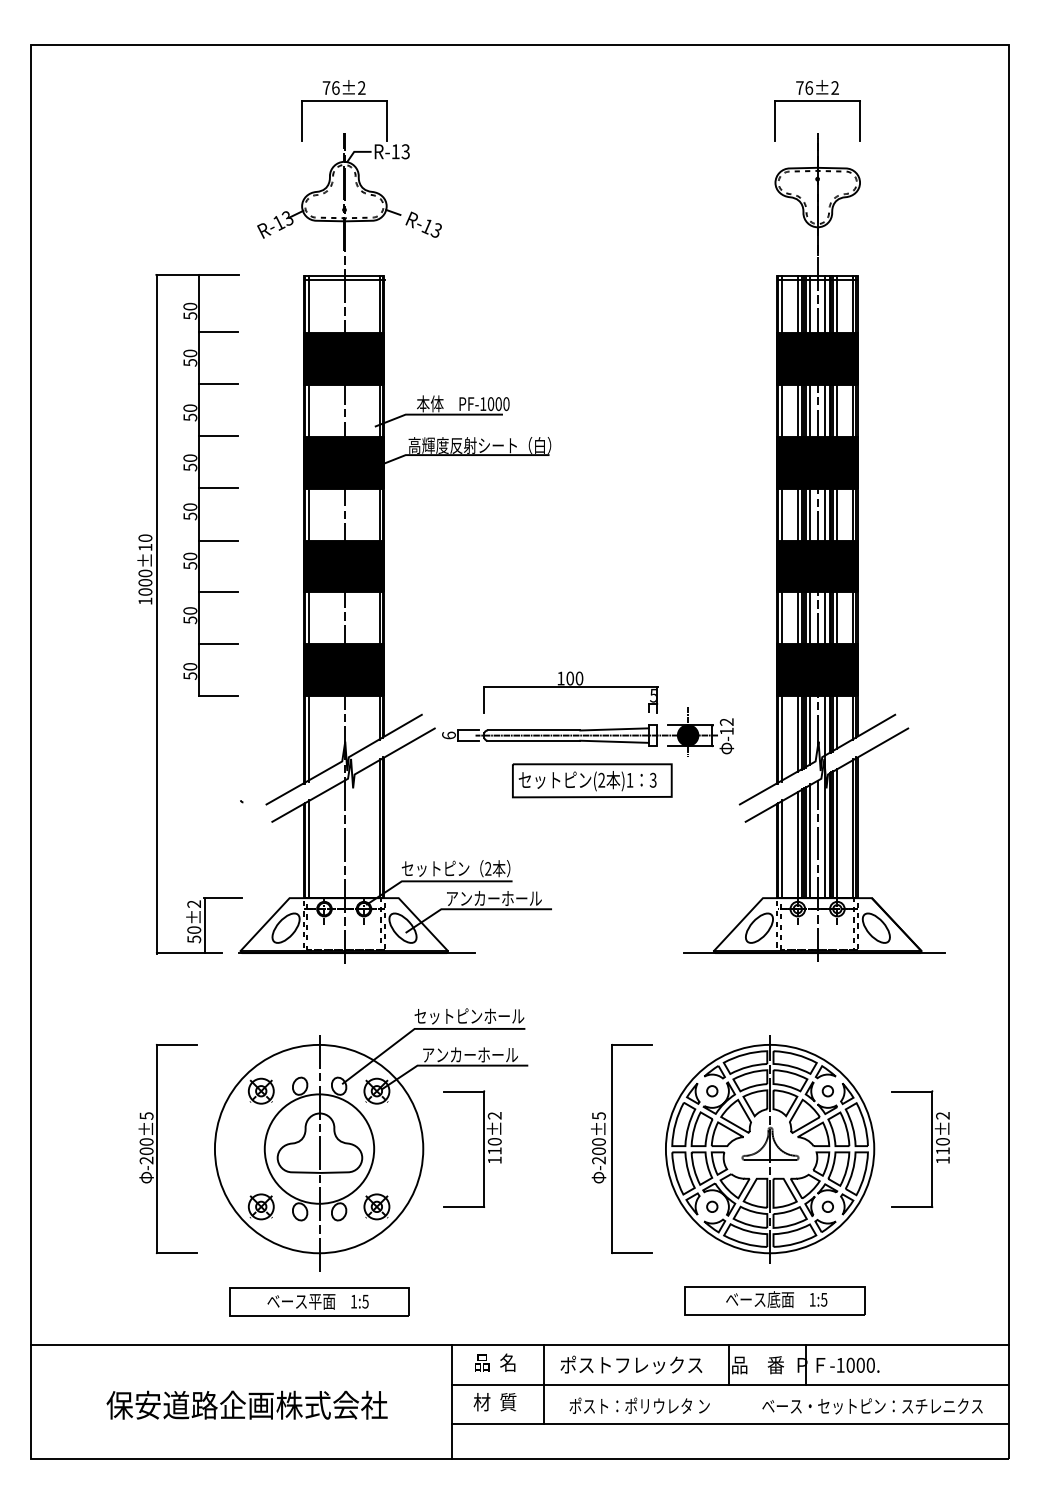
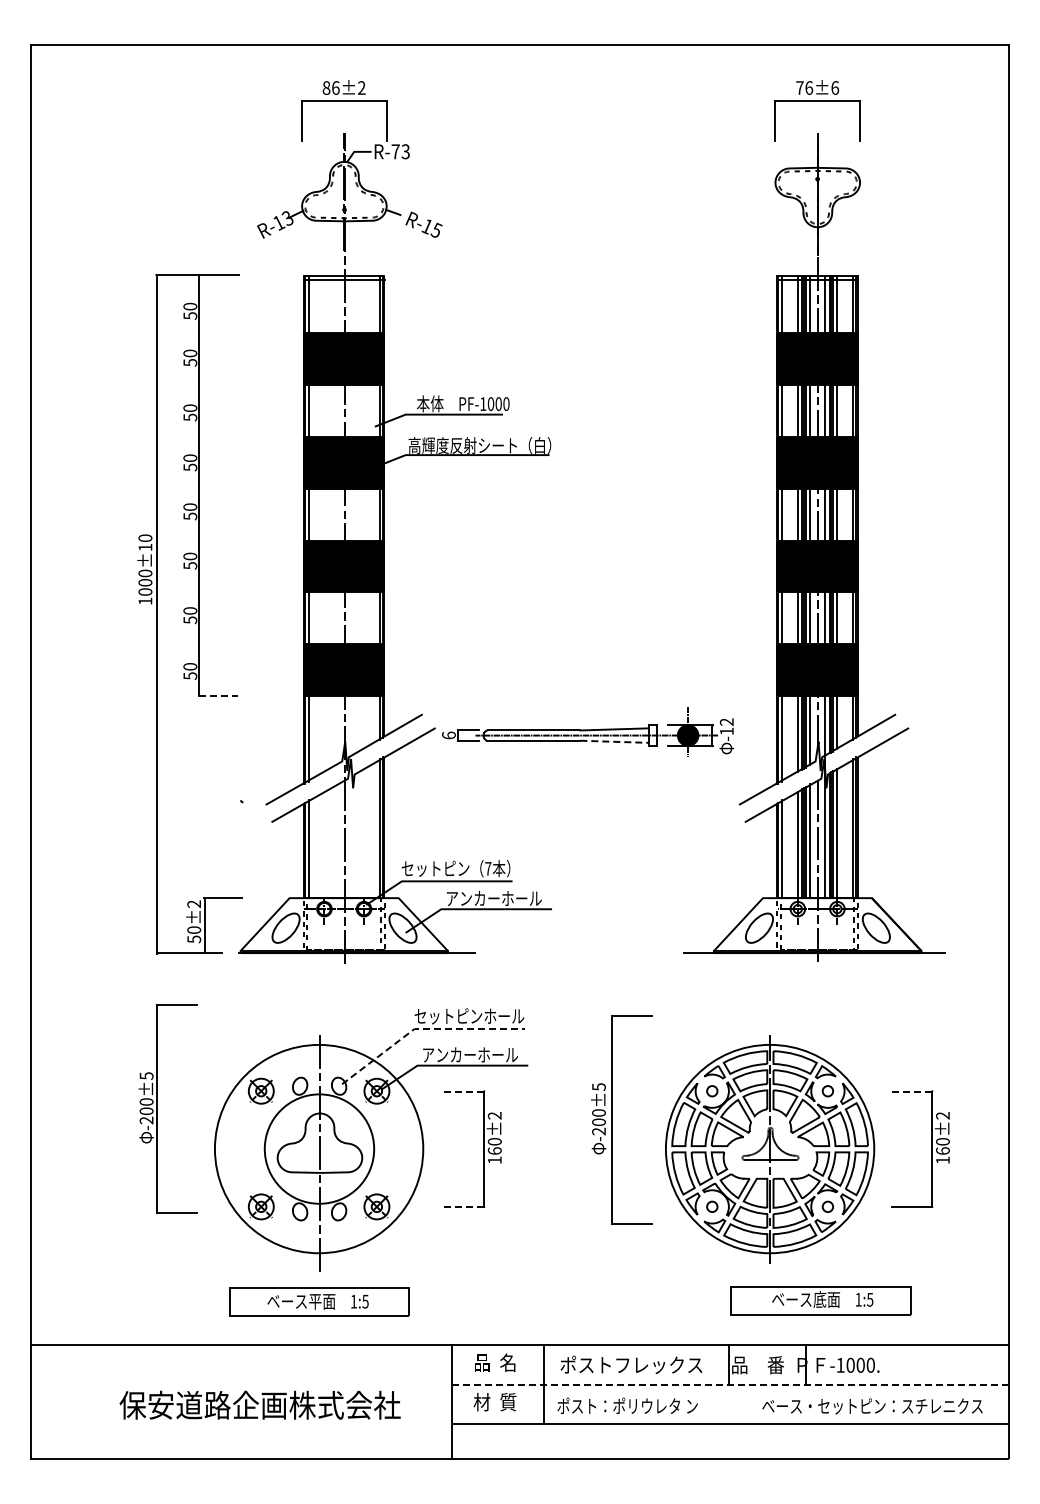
text: 76±2 -> 86±2 (326, 87)
text: 76±2 -> 76±6 (835, 87)
text: R-13 -> R-73 (395, 151)
text: R-13 -> R-15 (438, 229)
line: present -> none (218, 332)
line: present -> none (218, 384)
line: present -> none (218, 435)
line: present -> none (218, 487)
line: present -> none (218, 540)
line: present -> none (218, 592)
line: present -> none (218, 644)
part: present -> none (570, 692)
line: solid -> dashed (218, 696)
line: solid -> dashed (615, 741)
part: present -> none (592, 780)
text: 2 -> 7 (488, 868)
line: solid -> dashed (423, 1028)
line: solid -> dashed (464, 1091)
line: solid -> dashed (912, 1091)
part position: (157, 1148) -> (157, 1108) (157, 1108)
part position: (612, 1148) -> (612, 1119) (612, 1119)
text: 110±2 -> 160±2 (494, 1150)
text: 110±2 -> 160±2 (942, 1150)
line: solid -> dashed (464, 1207)
part position: (774, 1300) -> (820, 1300) (820, 1300)
line: solid -> dashed (730, 1385)
text position: (246, 1404) -> (259, 1404) (259, 1404)
text position: (639, 1405) -> (627, 1405) (627, 1405)
